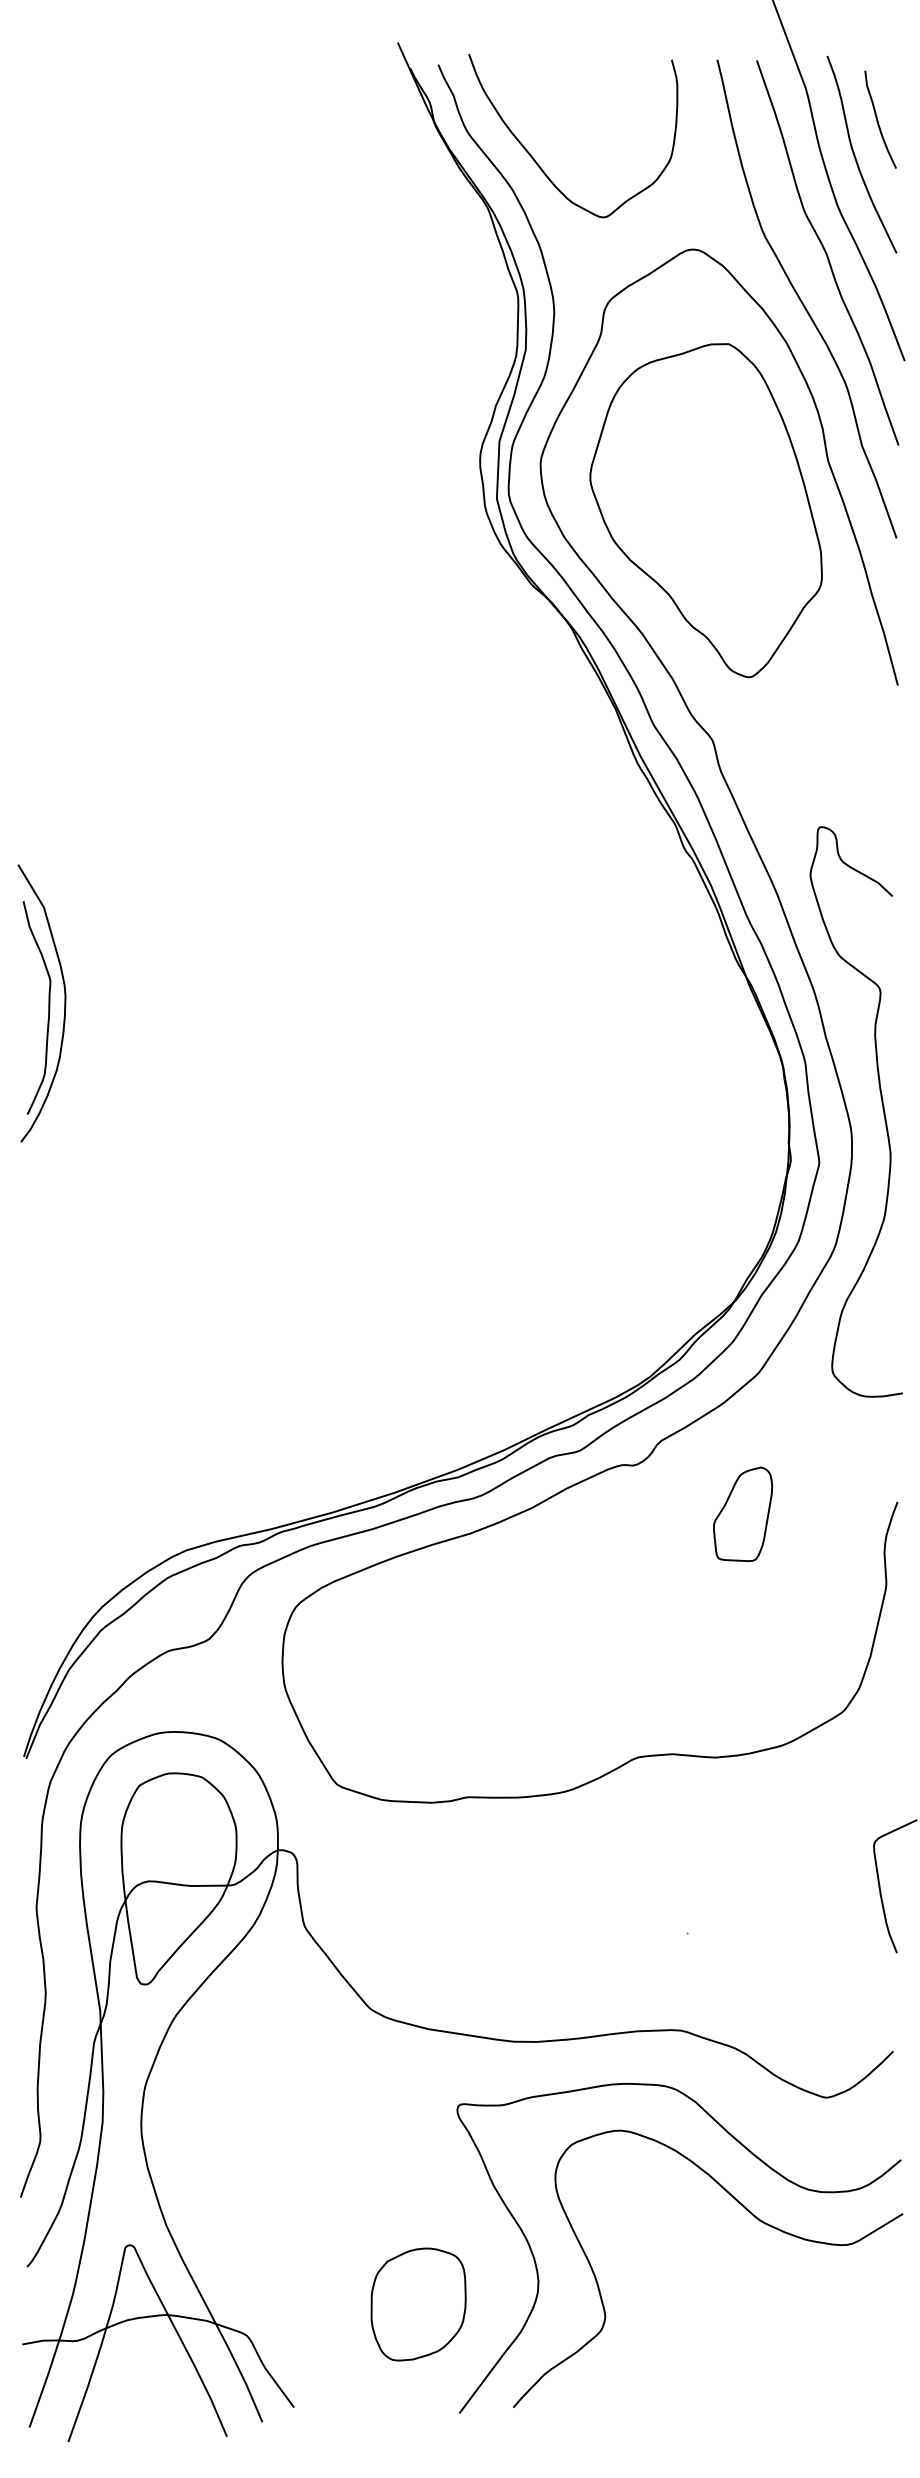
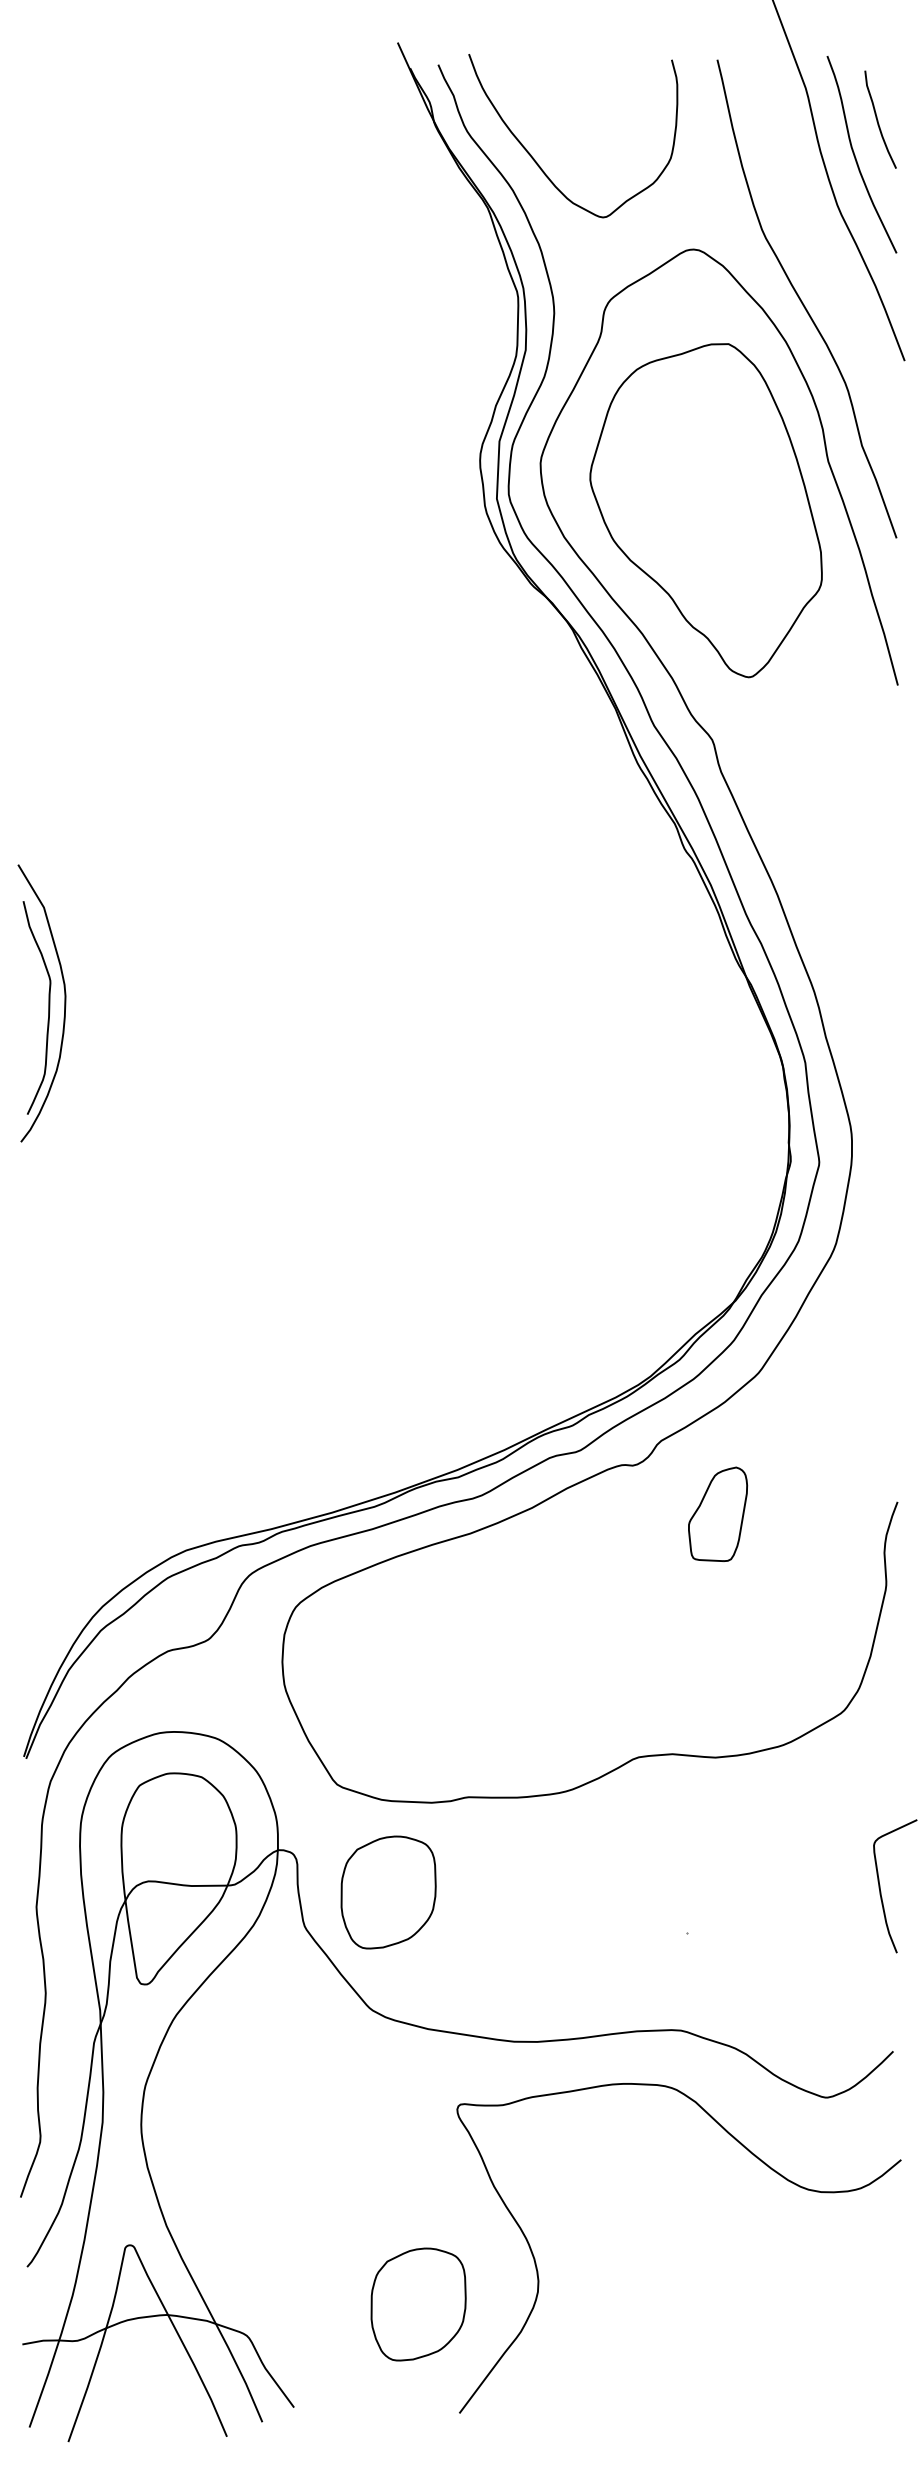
curve: present -> none (826, 252)
curve: present -> none (882, 1109)
part position: (743, 1513) -> (718, 1513) (718, 1513)
part: none -> present (388, 1892)
curve: present -> none (755, 2218)
